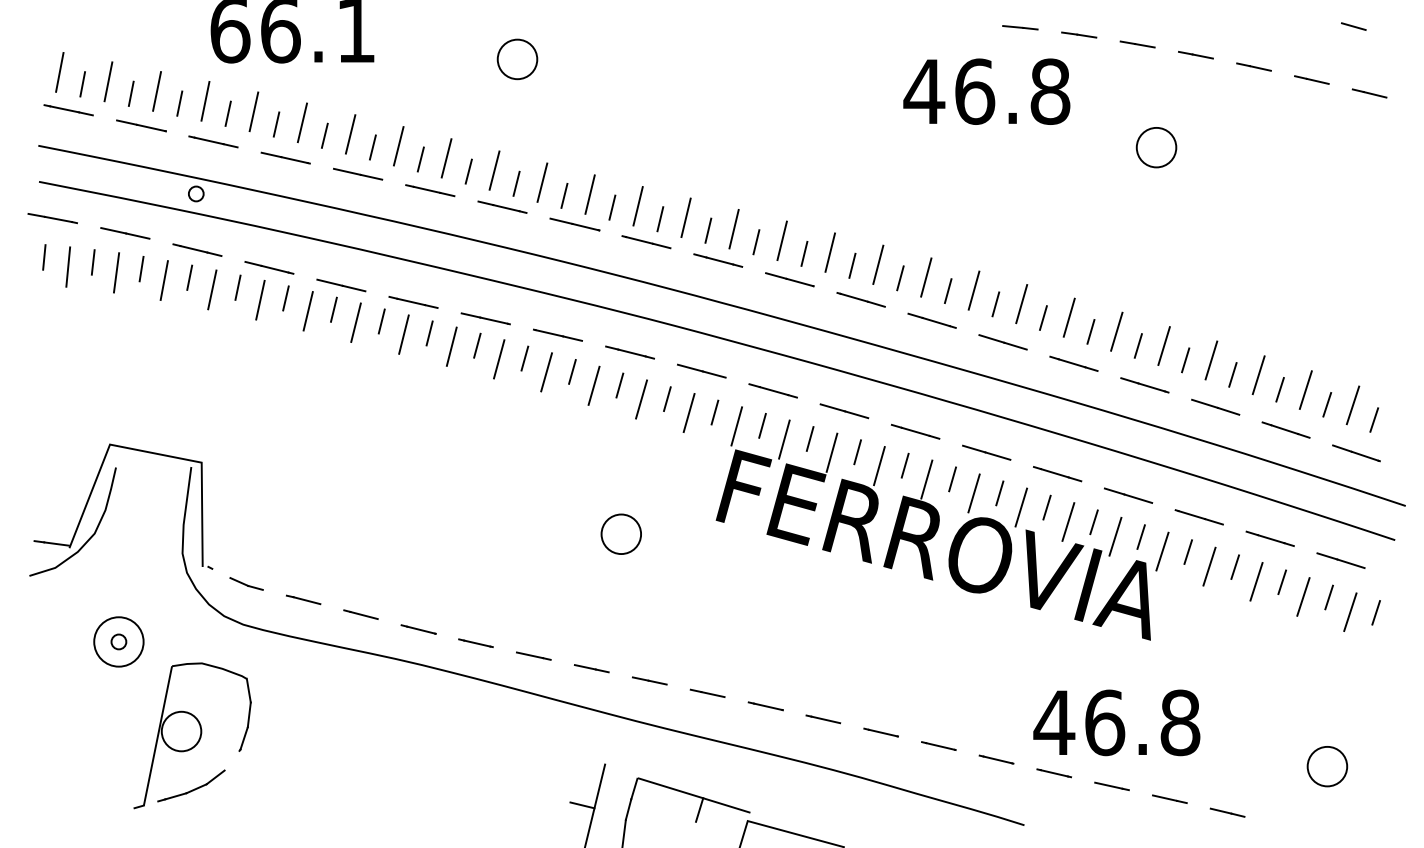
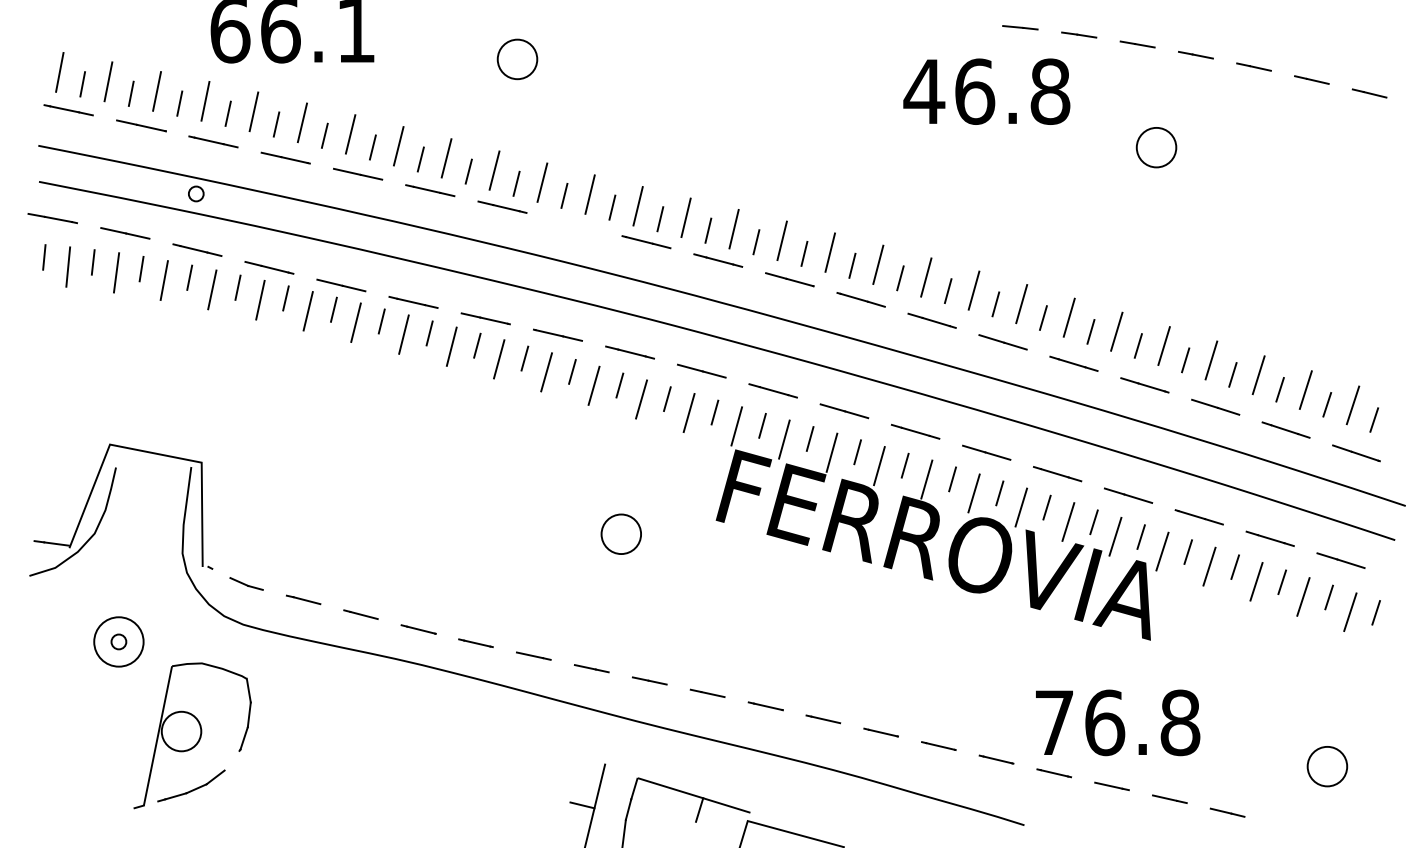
line: present -> none (1353, 26)
line: present -> none (574, 224)
text: 46.8 -> 76.8 (1054, 722)
